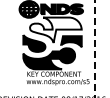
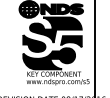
fill: none -> present (55, 29)
line: dashed -> solid (94, 49)
